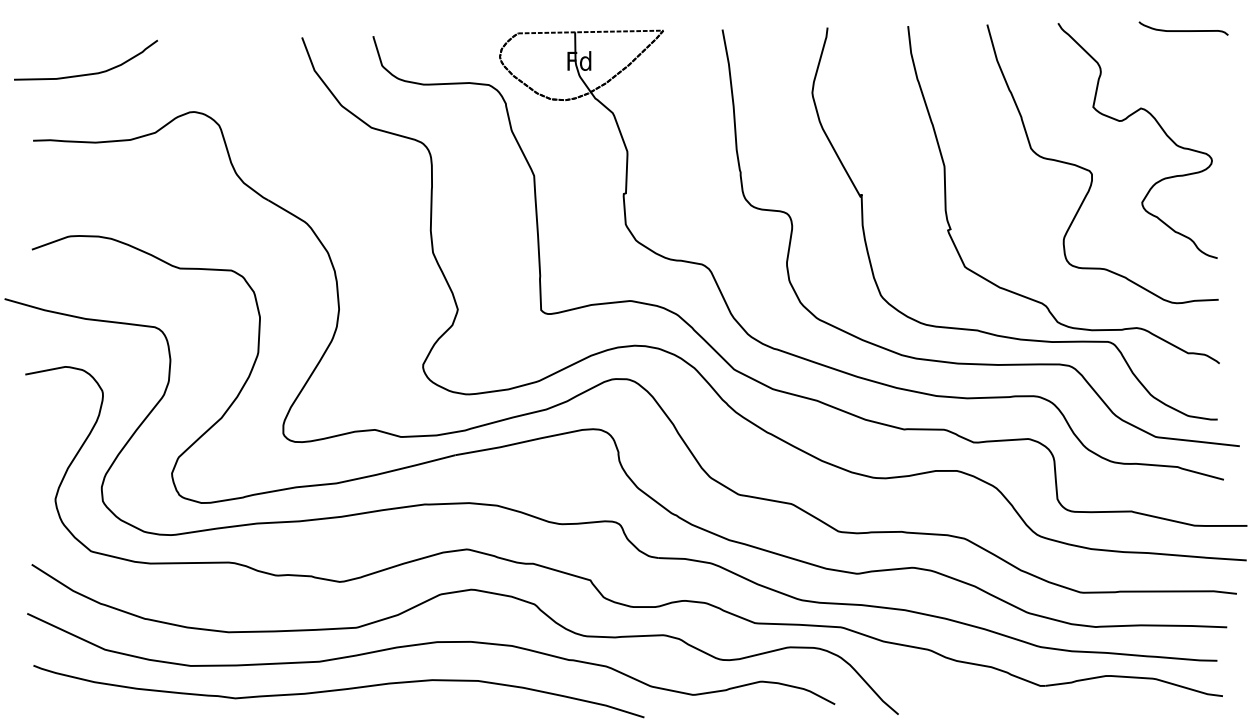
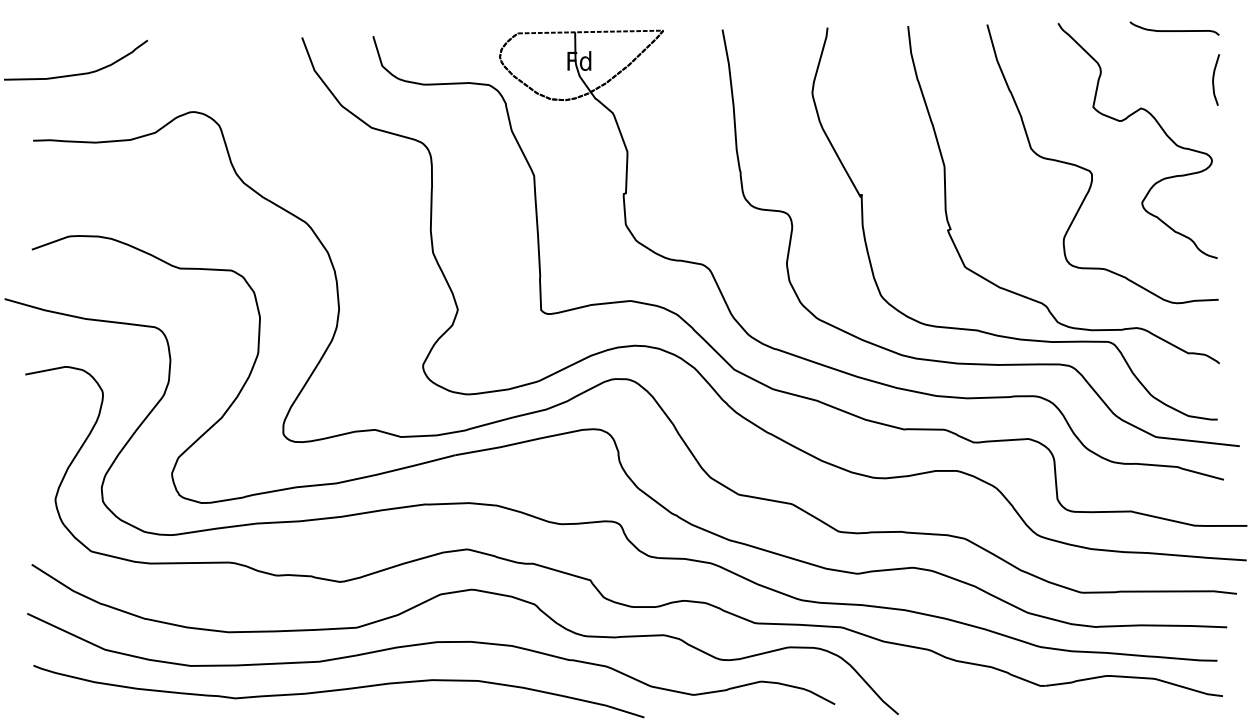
curve position: (1183, 30) -> (1174, 30) (1174, 30)
curve position: (87, 73) -> (77, 73) (77, 73)
curve: none -> present (1214, 79)
